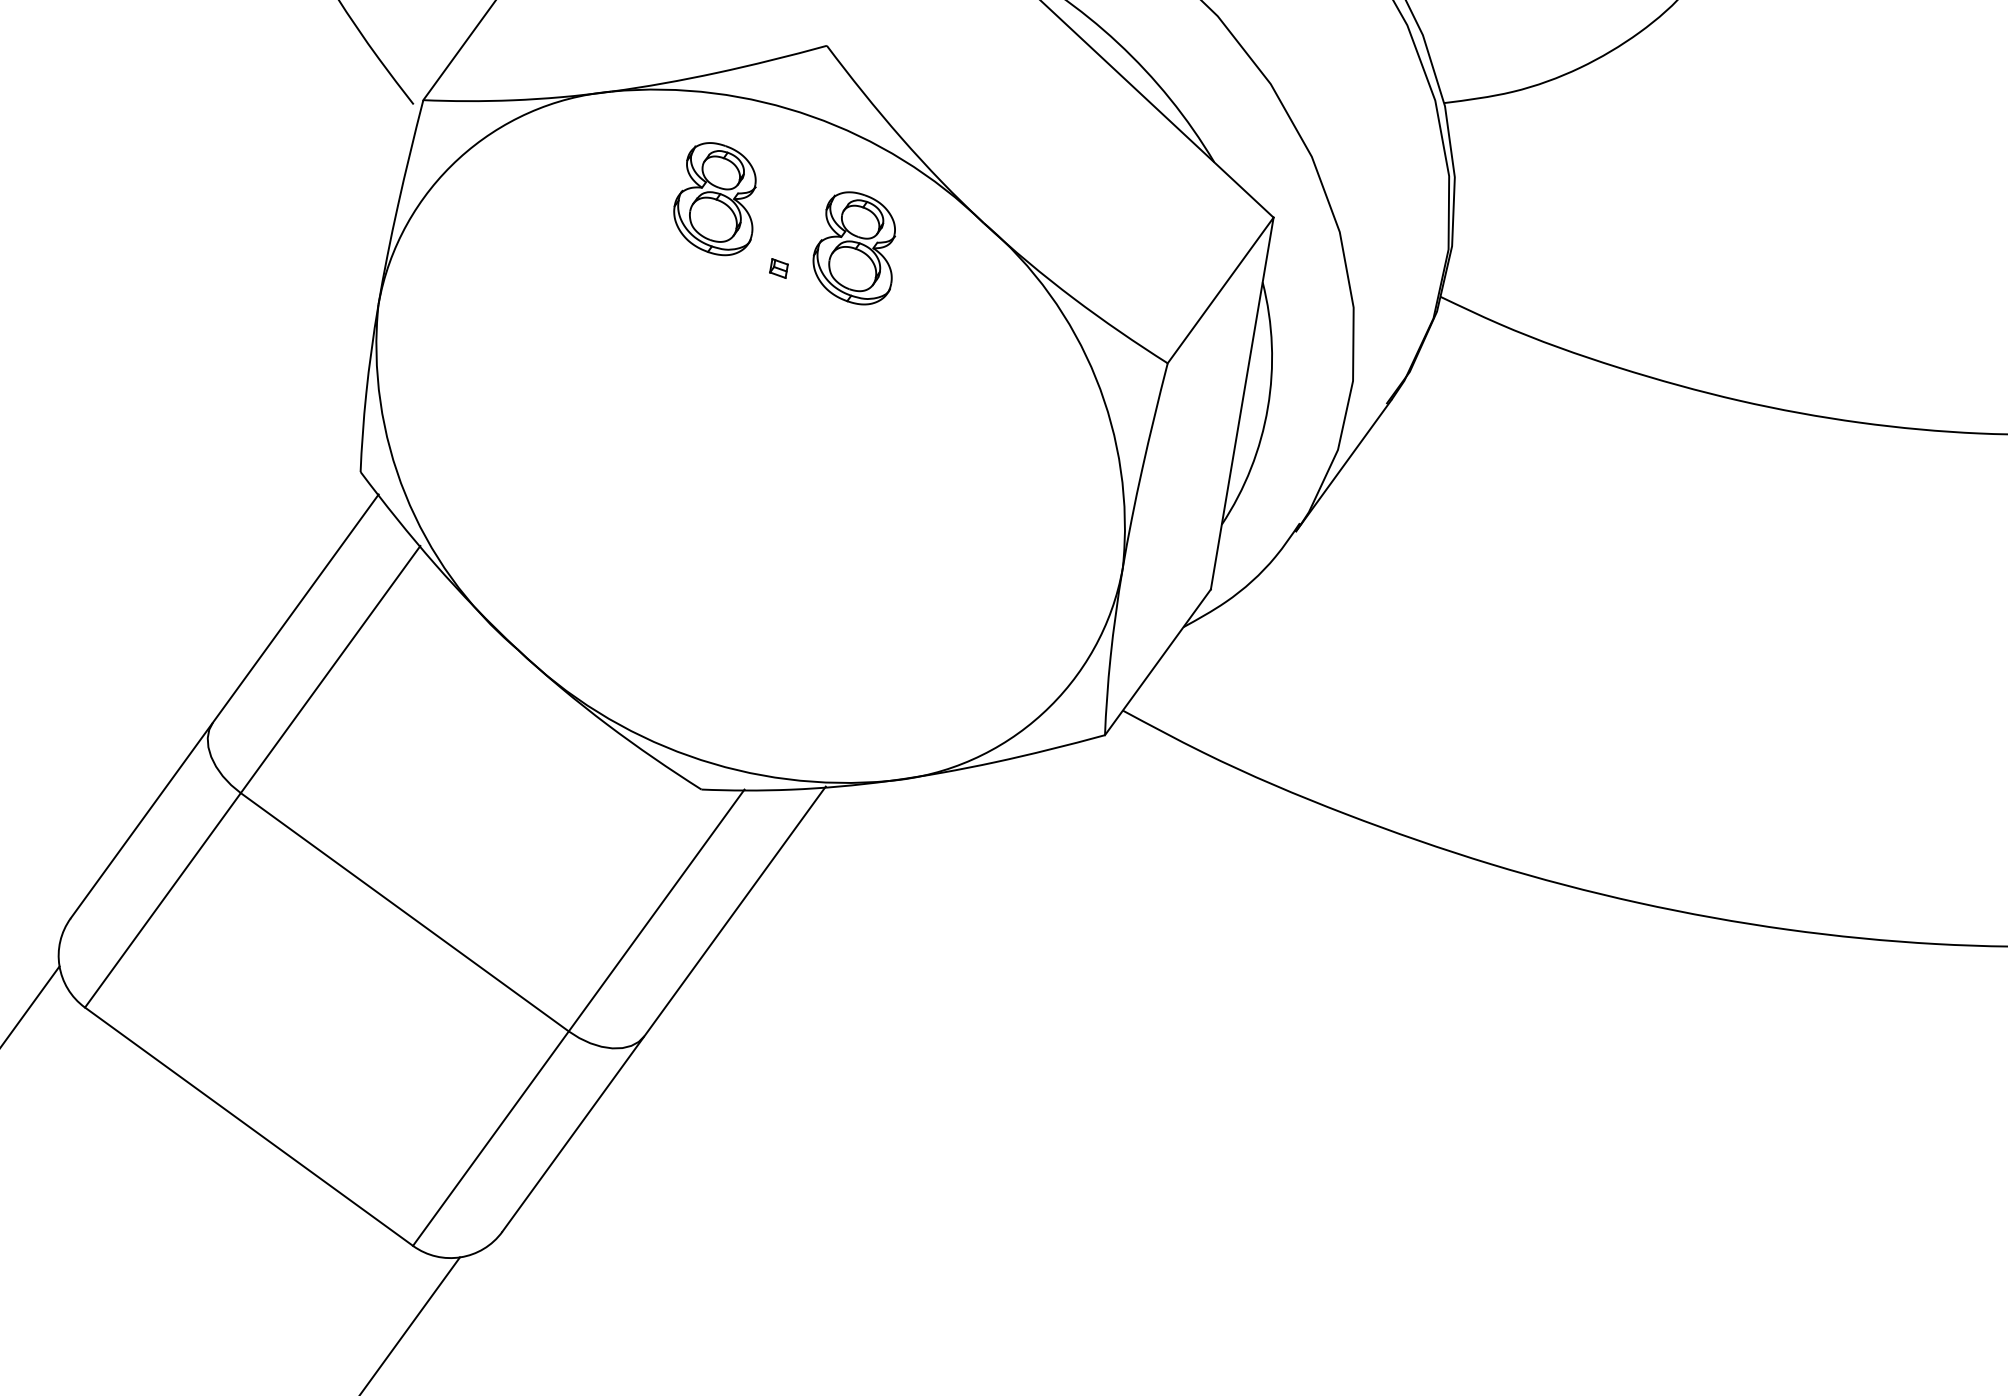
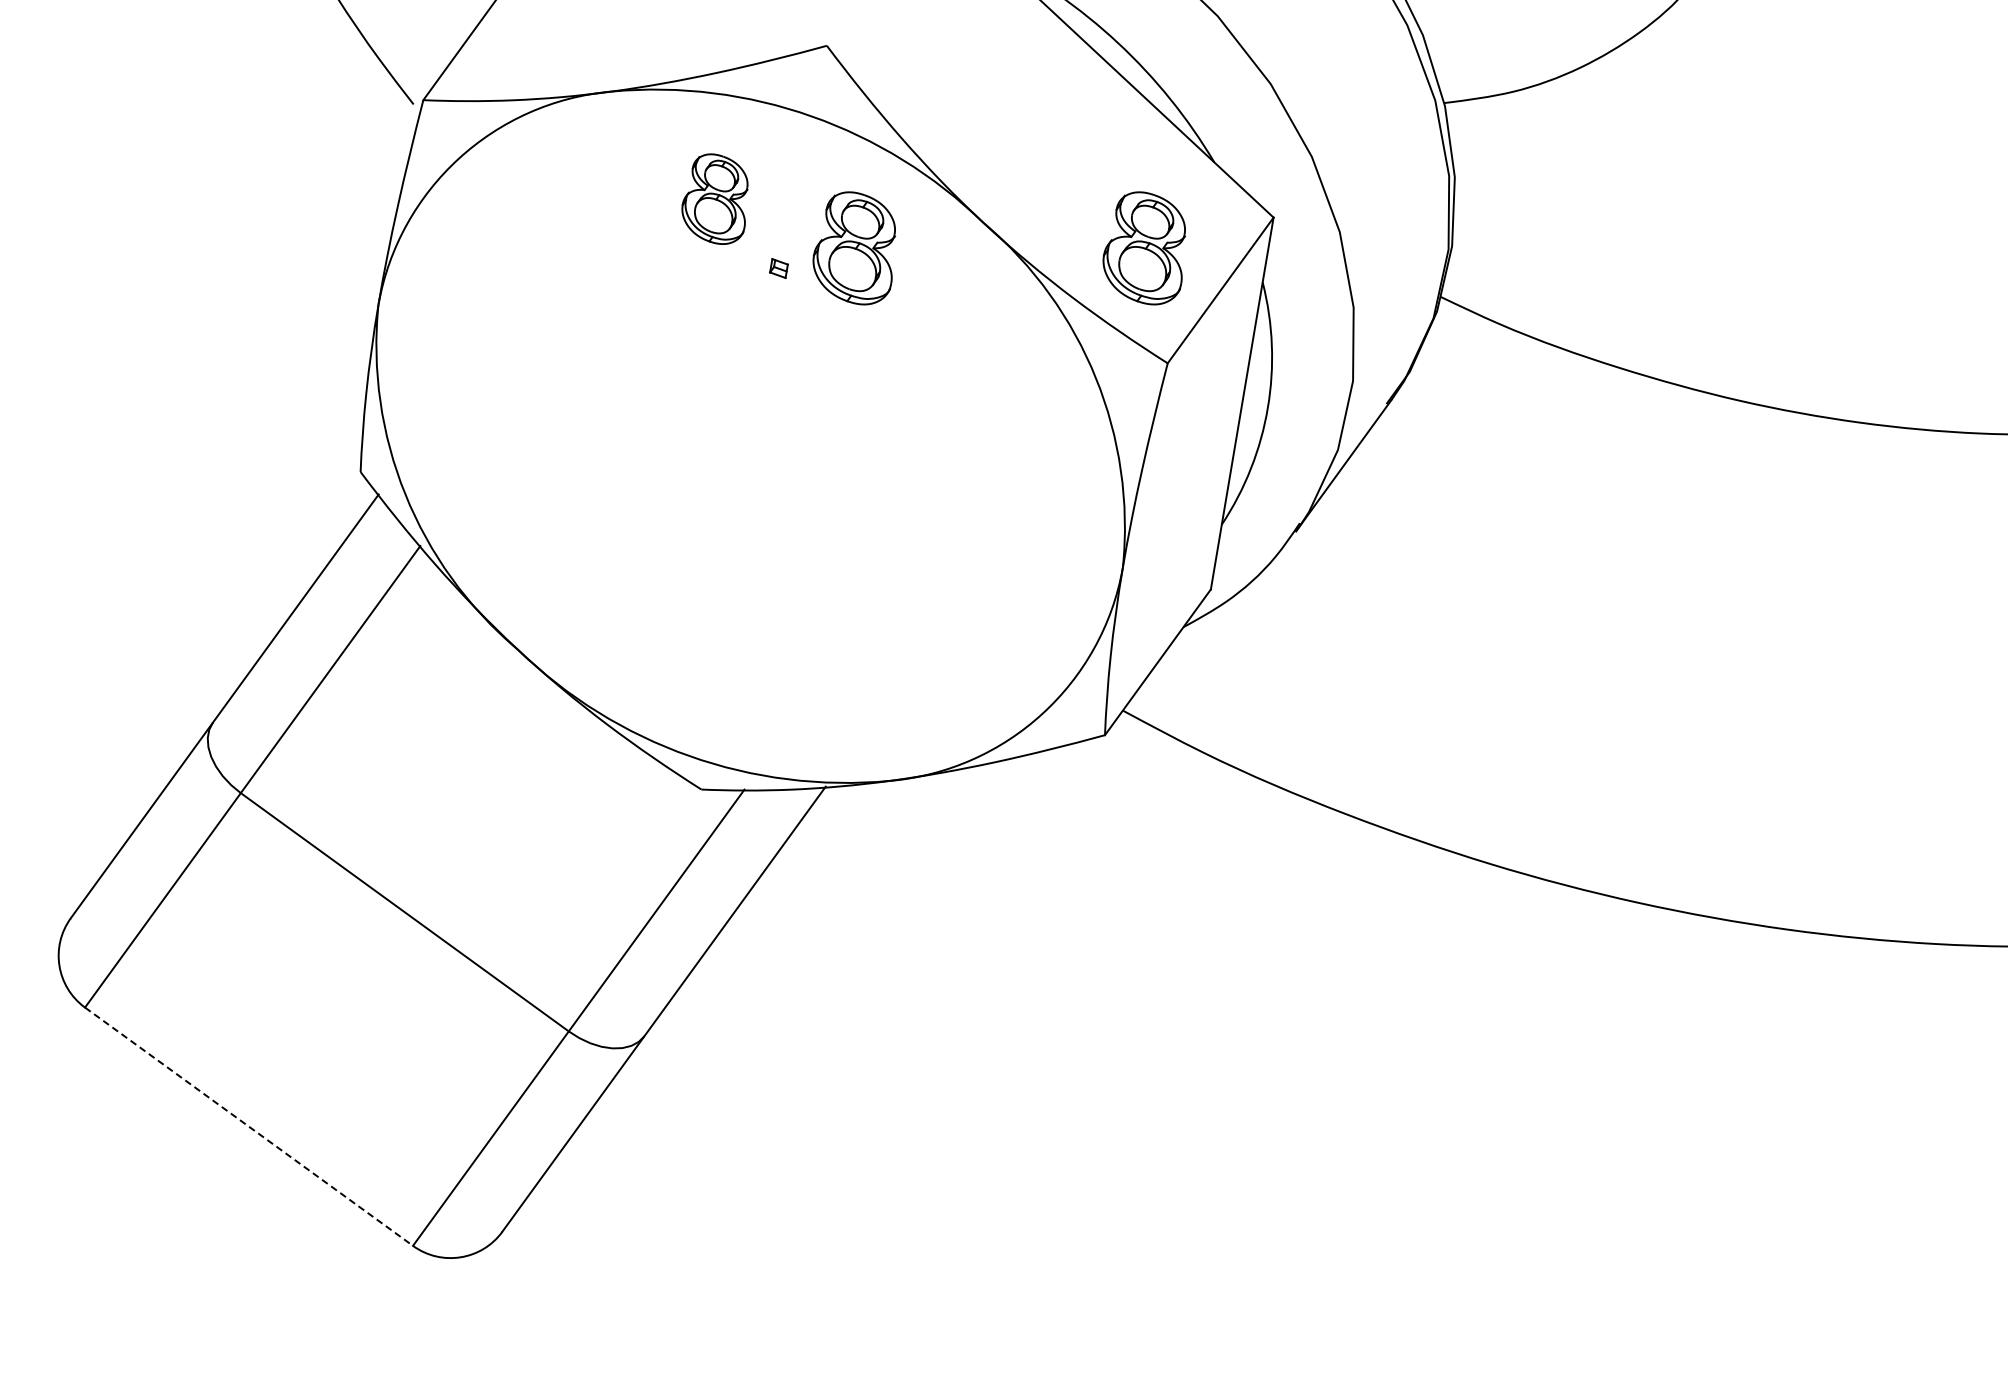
part size: 84x115 px -> 68x92 px (714, 198)
part: none -> present (1144, 248)
line: present -> none (30, 1005)
line: solid -> dashed (249, 1126)
line: present -> none (410, 1324)
